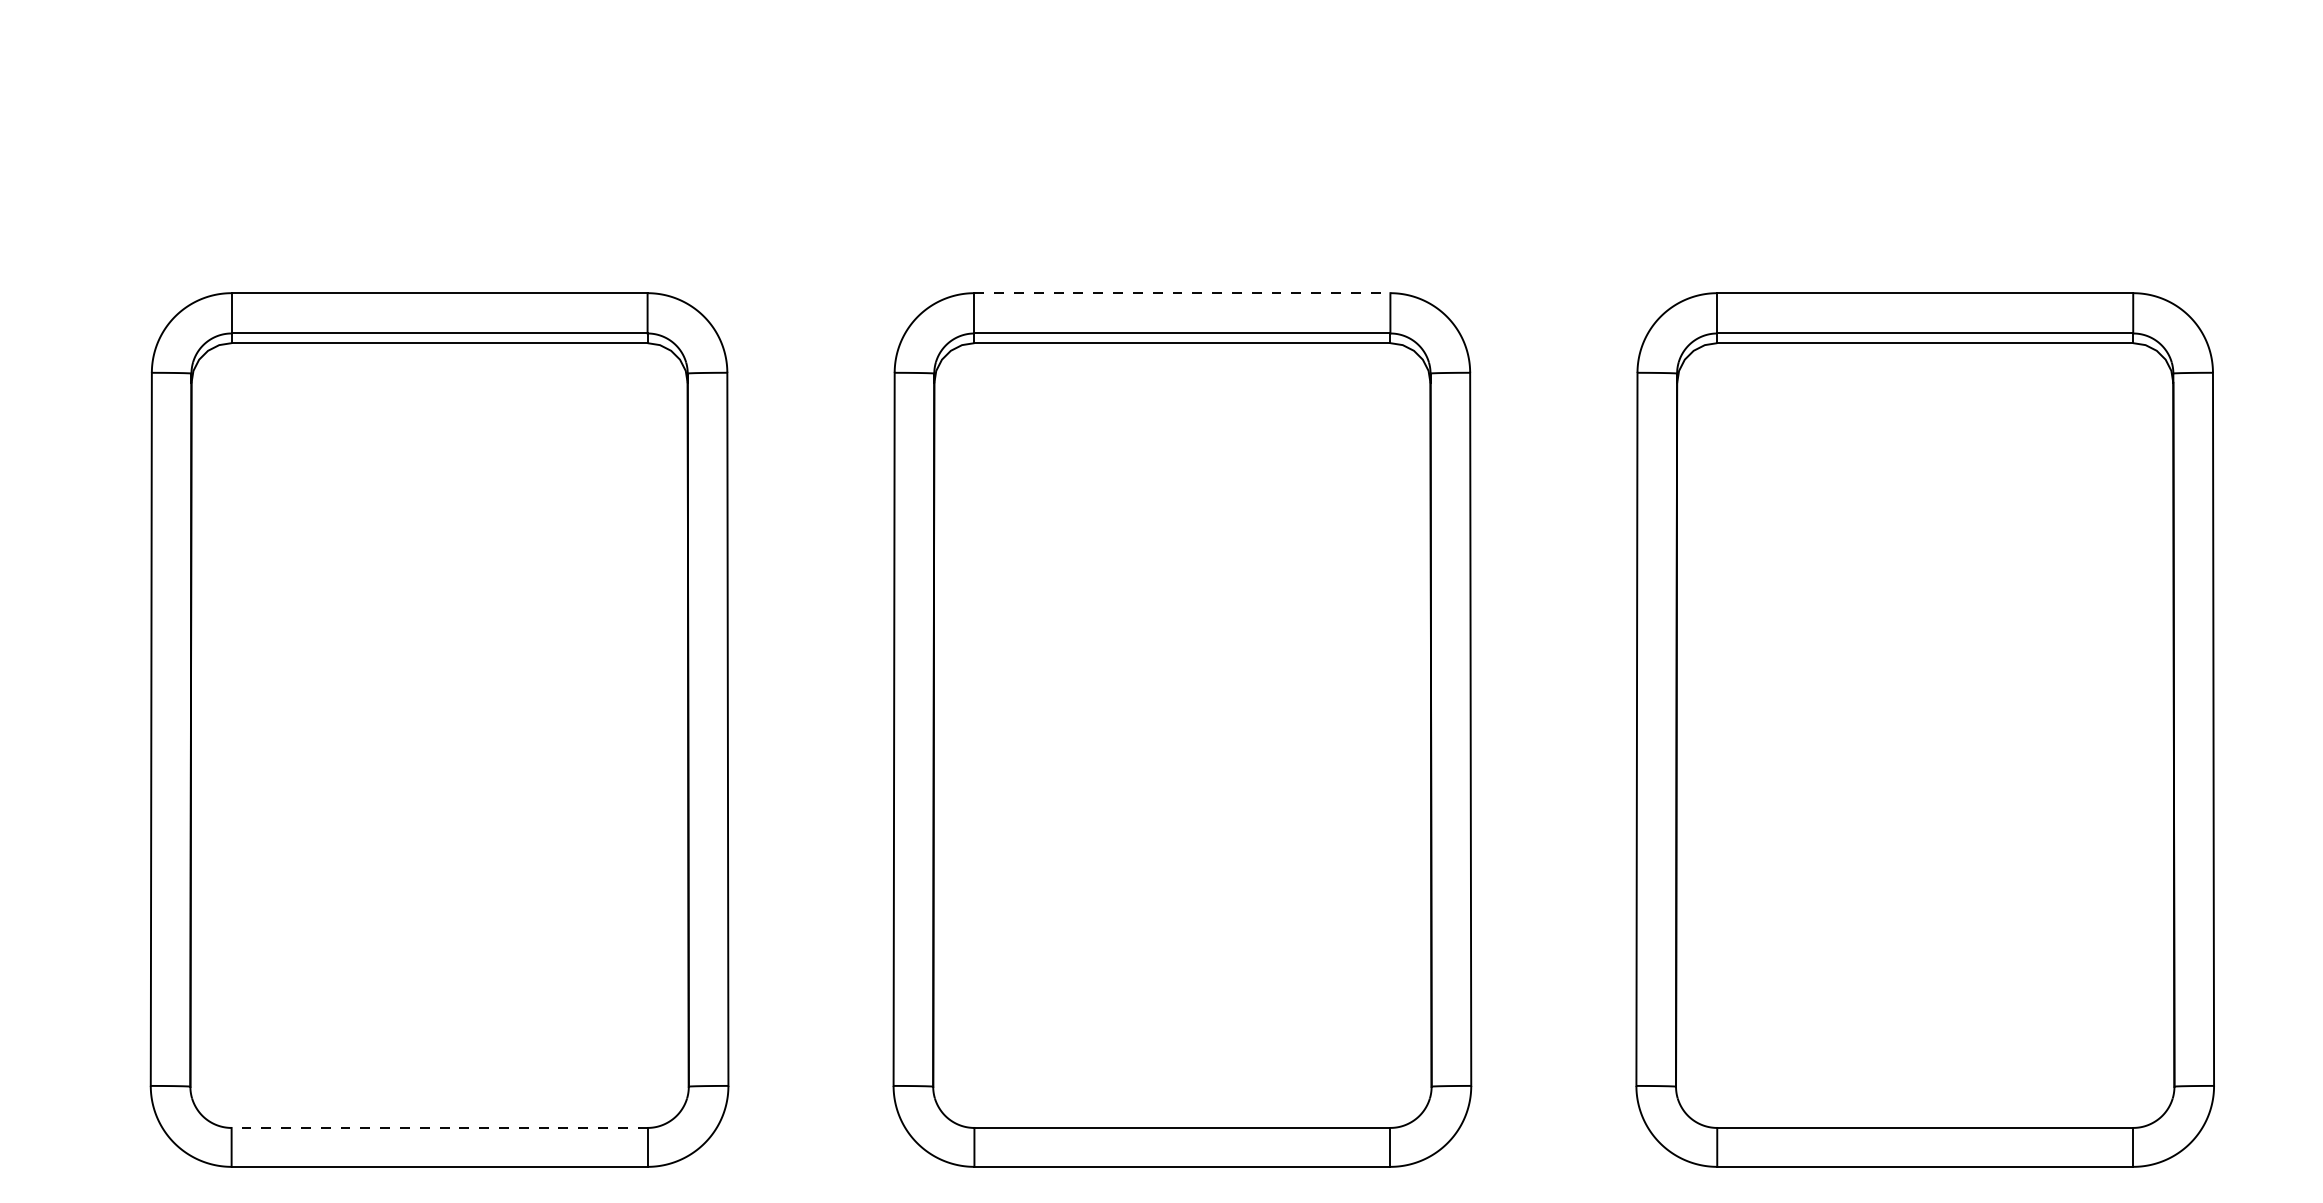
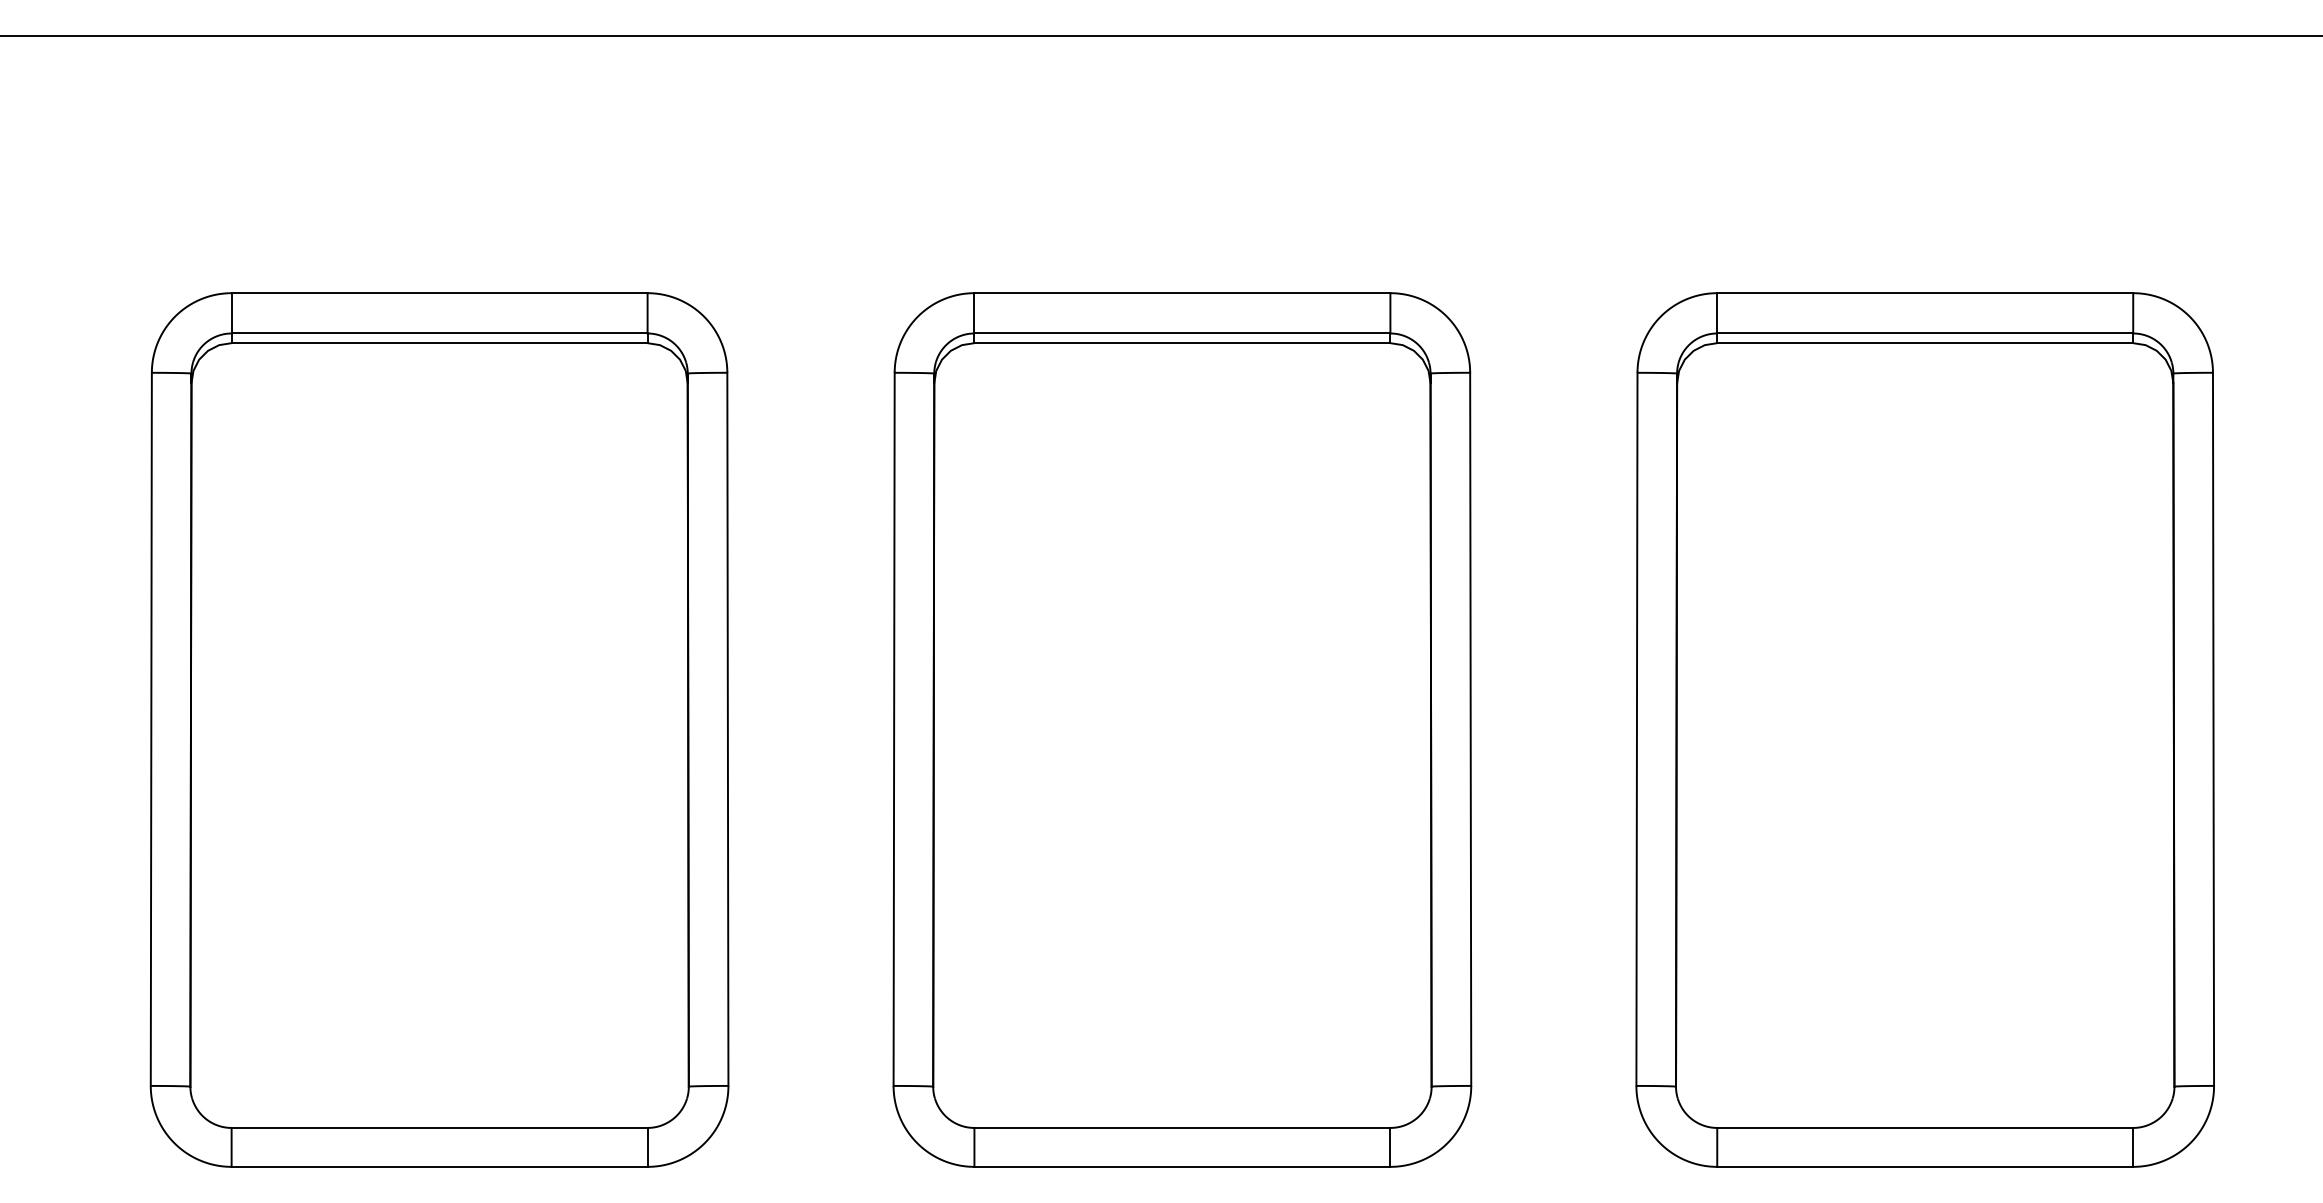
line: none -> present (1160, 36)
line: dashed -> solid (1182, 293)
line: dashed -> solid (439, 1127)
